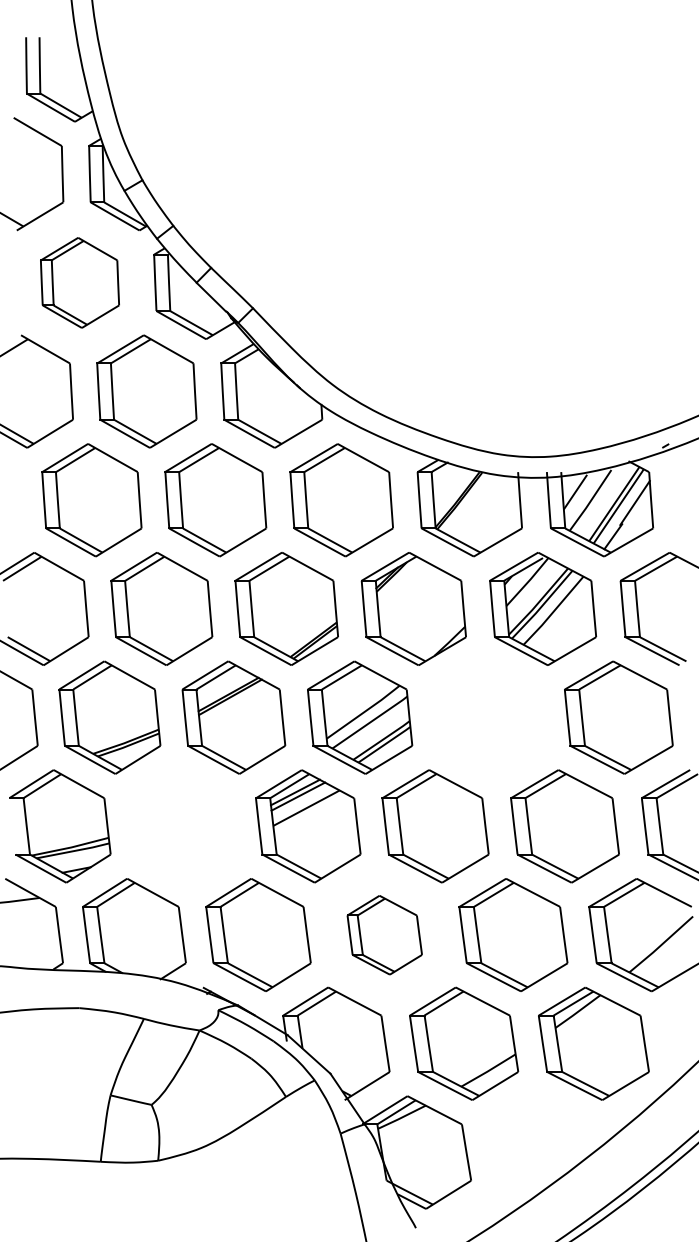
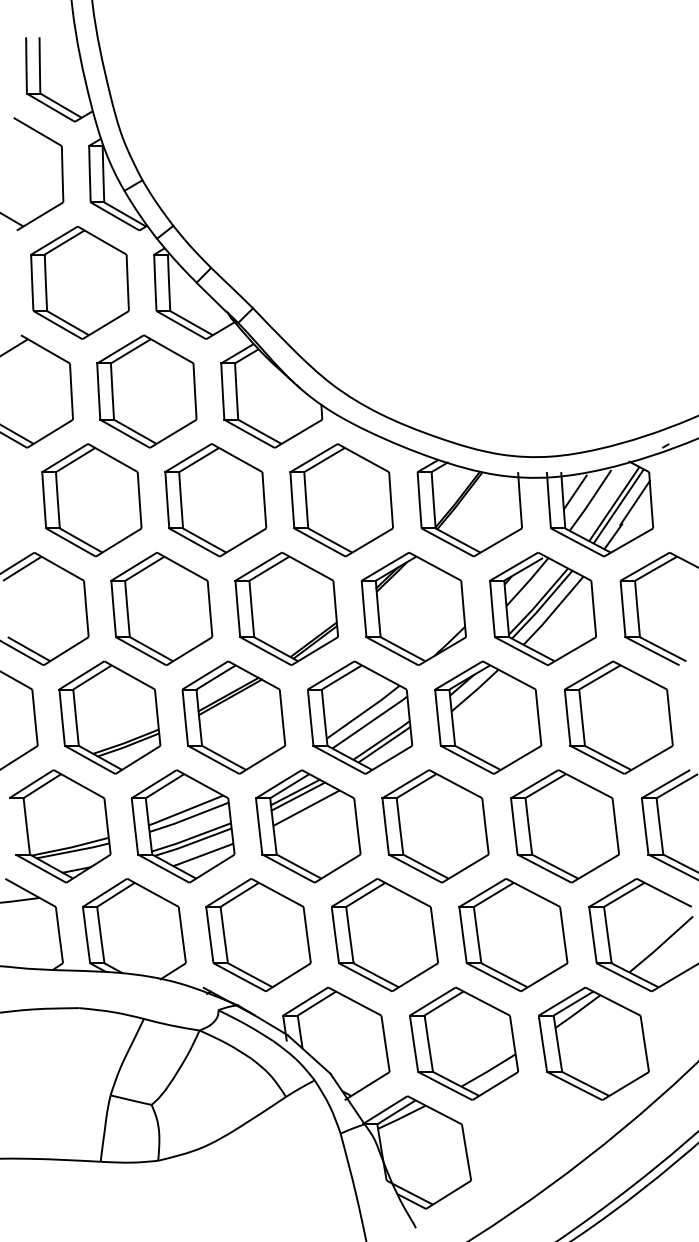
part size: 80x92 px -> 100x114 px (79, 282)
part: none -> present (488, 717)
part: none -> present (182, 826)
part size: 77x81 px -> 109x115 px (384, 935)
